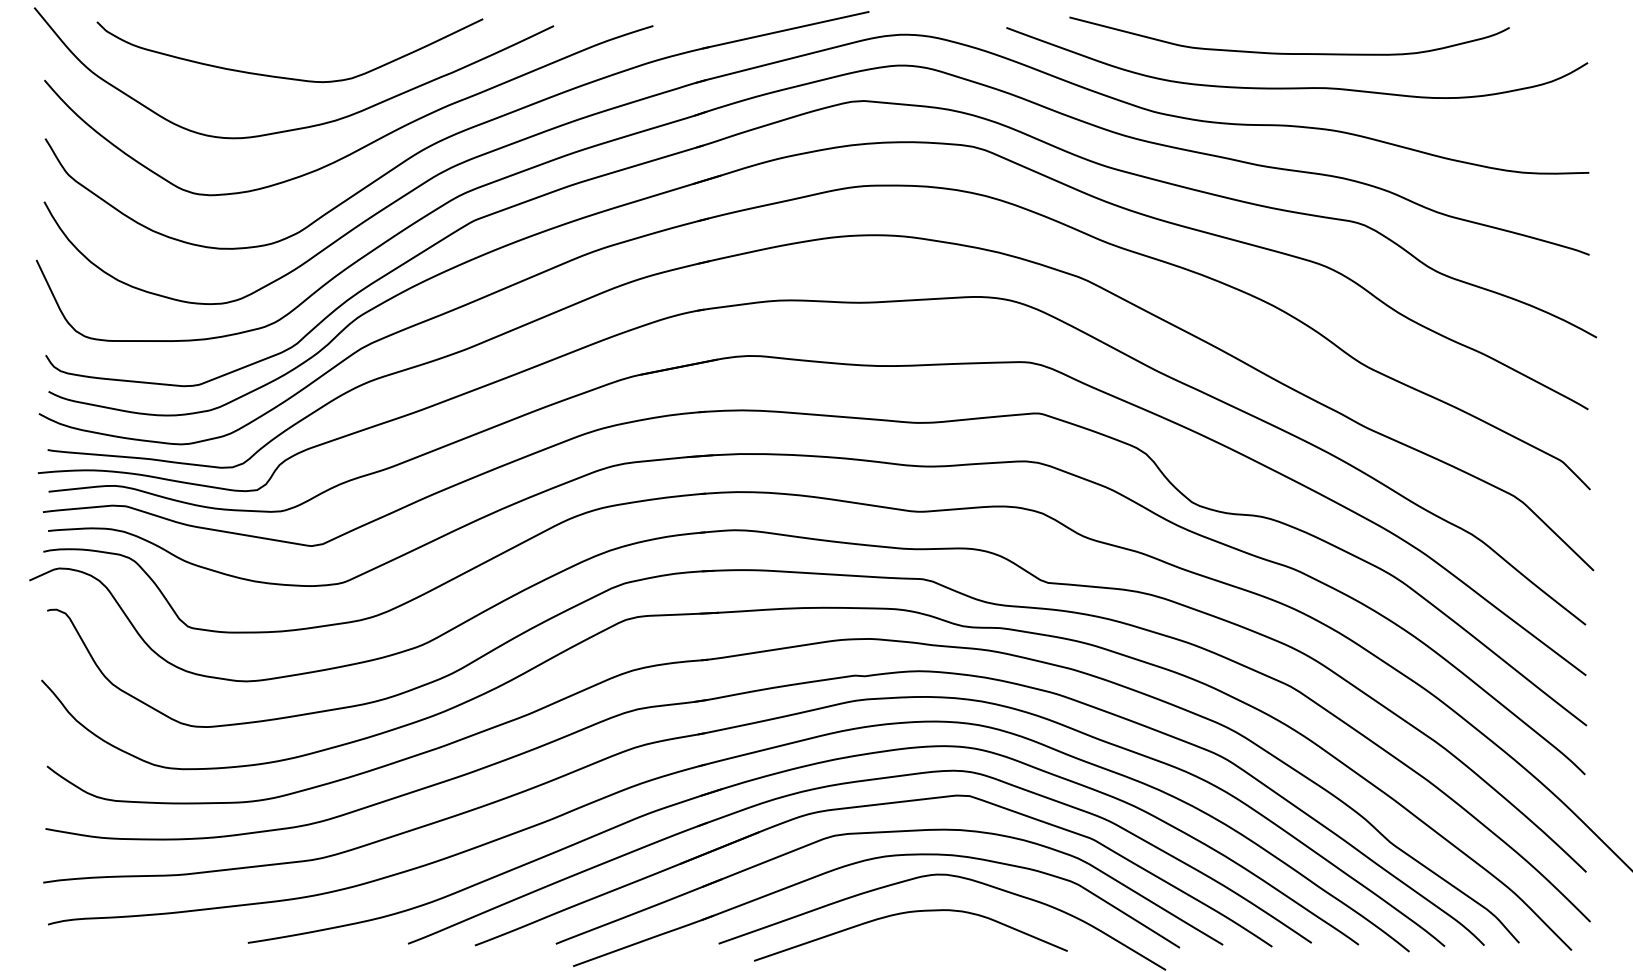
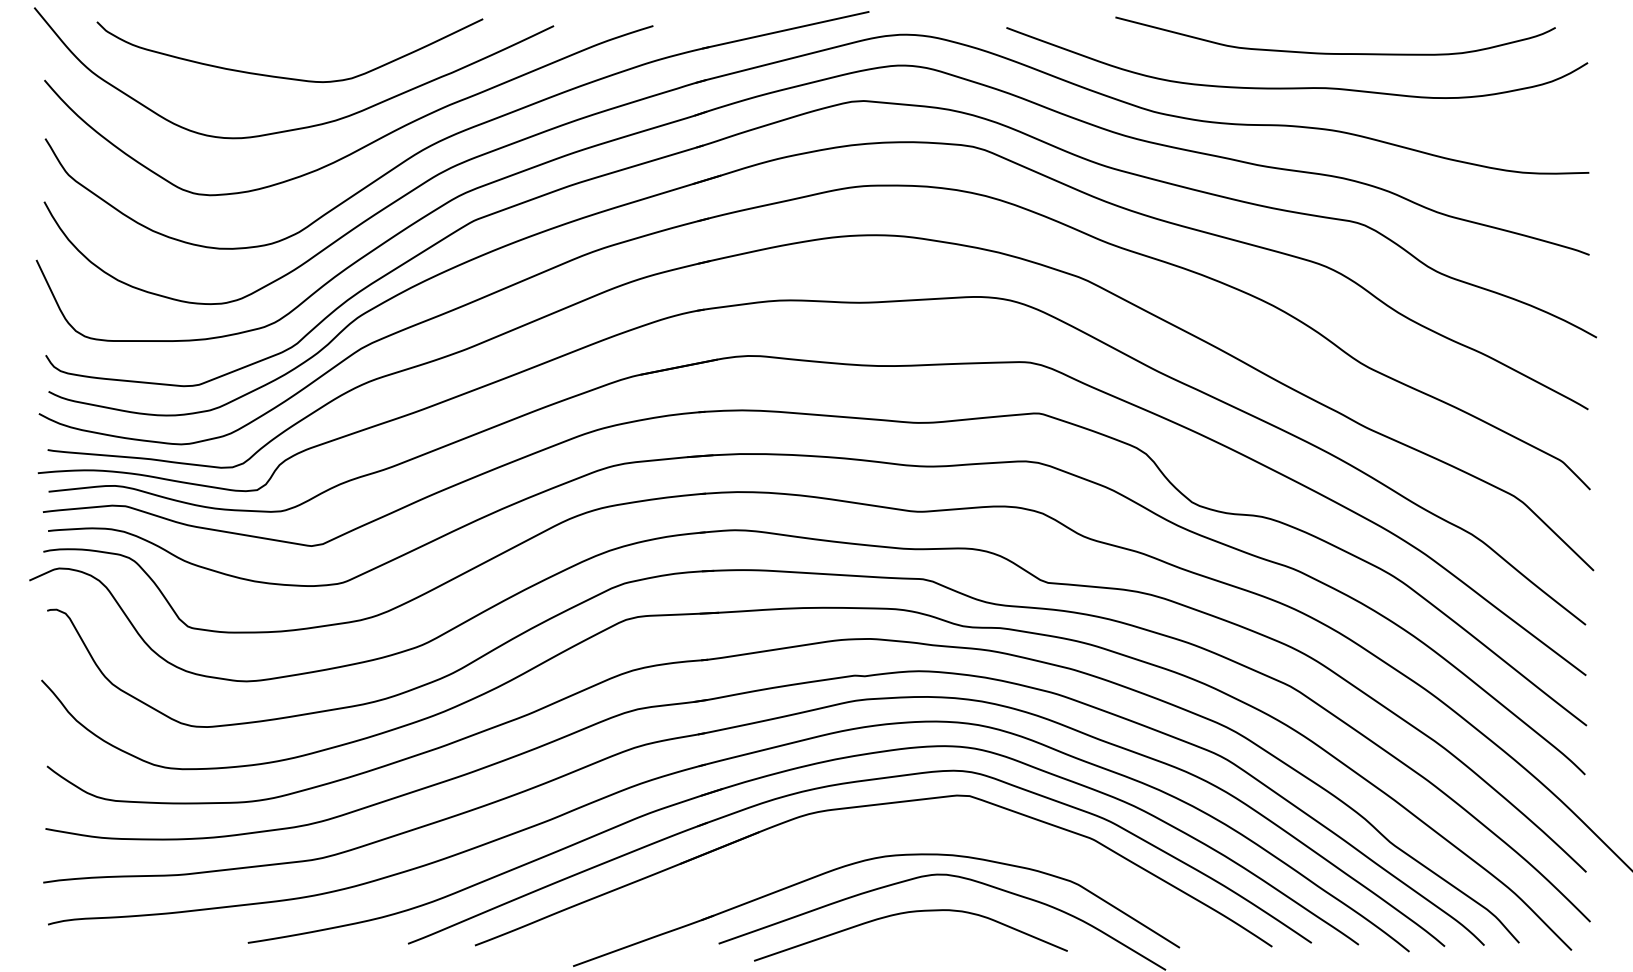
curve position: (1289, 53) -> (1335, 53) (1335, 53)
part: present -> none (882, 833)
